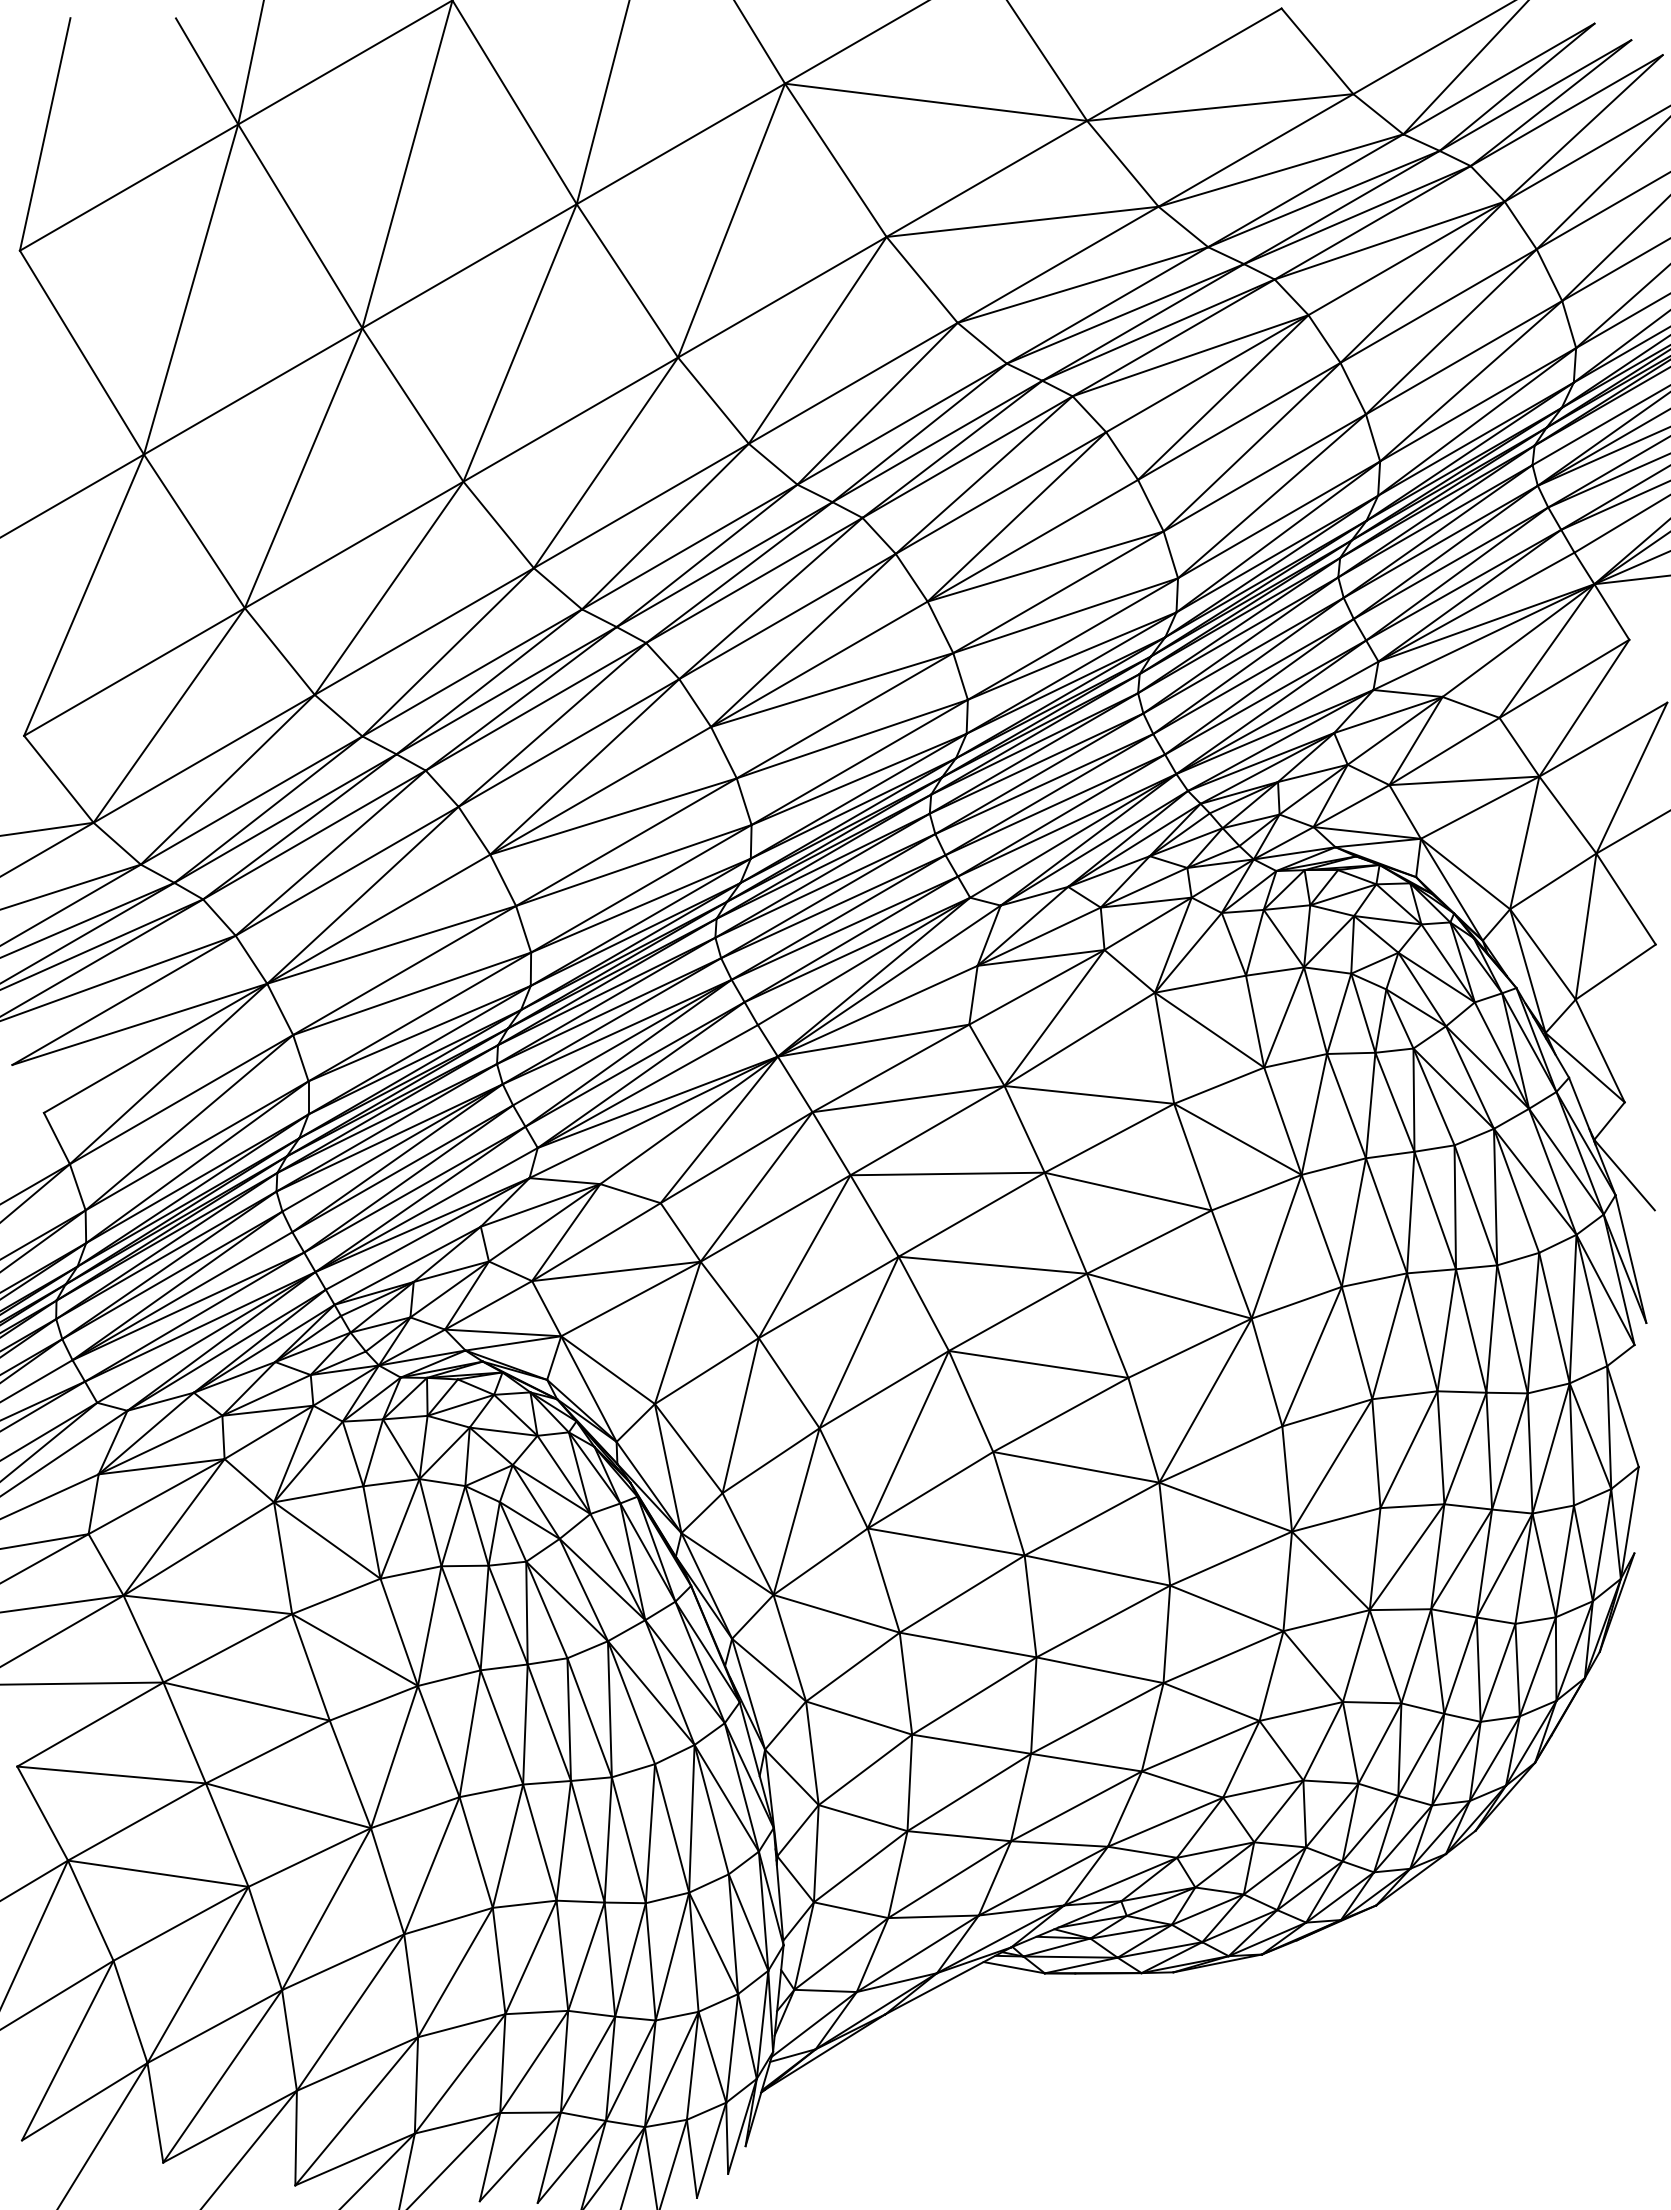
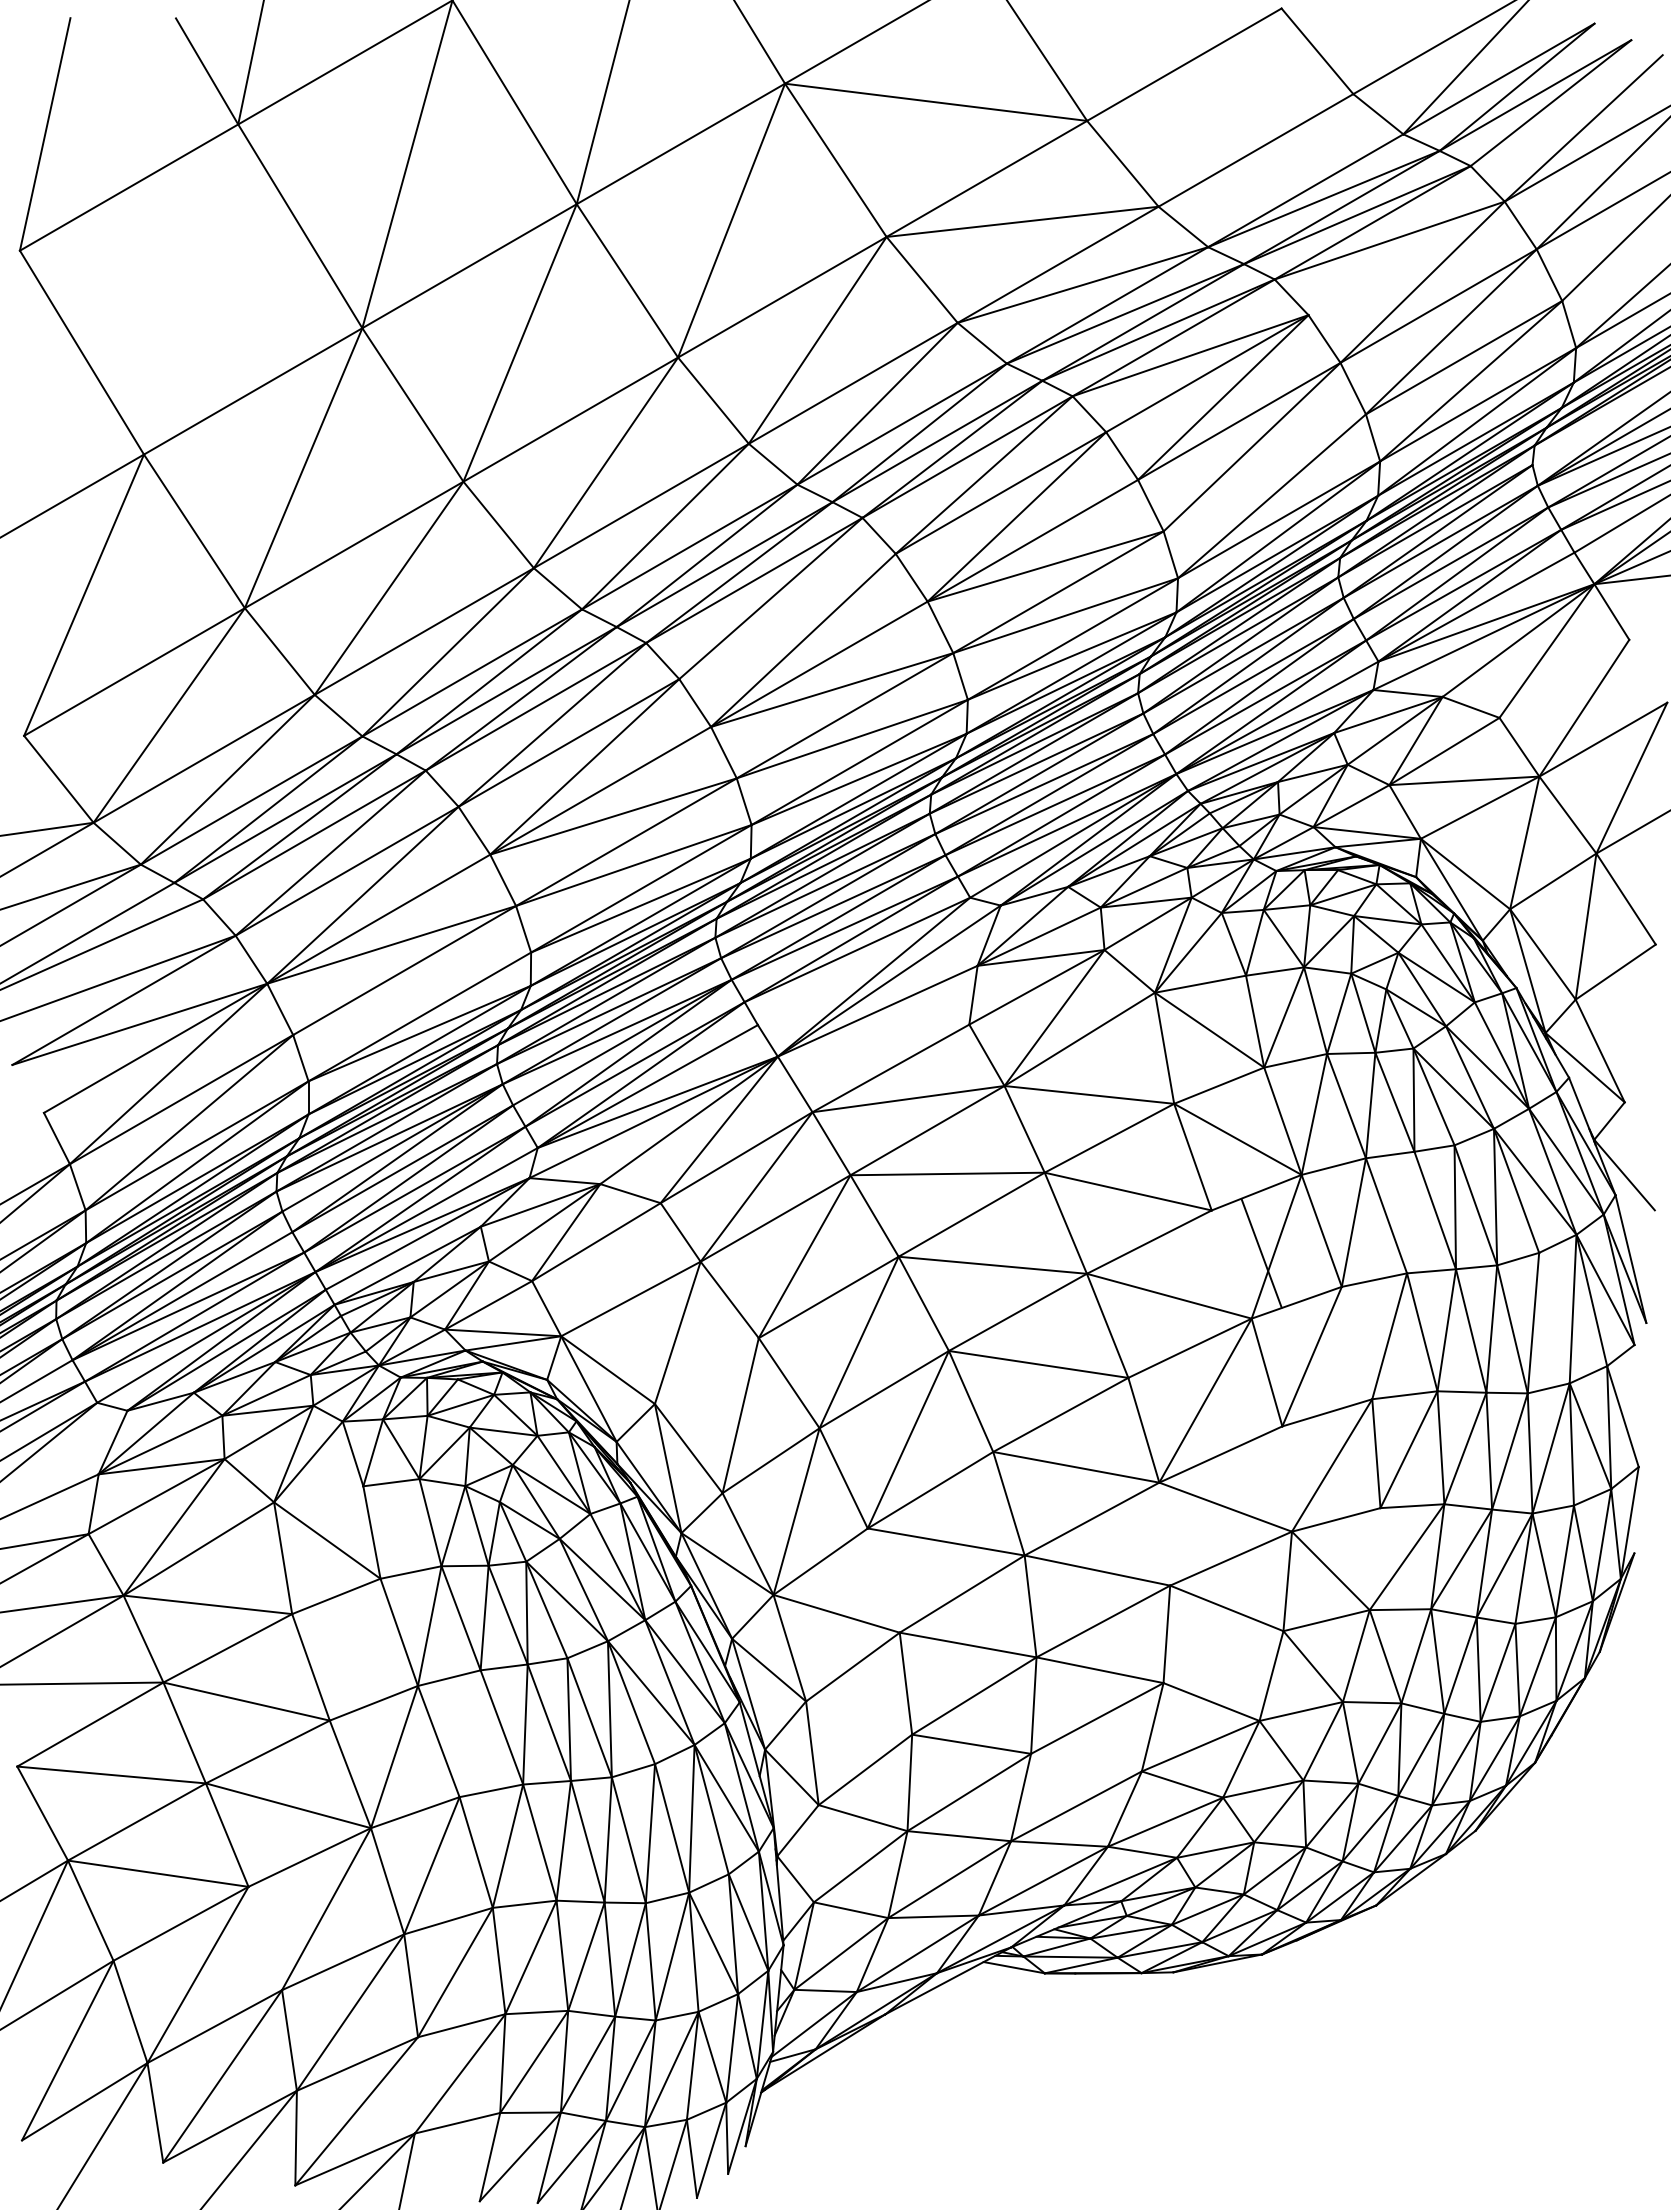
line: present -> none (1220, 107)
line: present -> none (1566, 110)
line: present -> none (1280, 170)
line: present -> none (1406, 258)
line: present -> none (1614, 270)
line: present -> none (190, 289)
line: present -> none (1599, 426)
line: present -> none (1264, 472)
line: present -> none (787, 616)
line: present -> none (1564, 678)
line: present -> none (88, 919)
line: present -> none (102, 957)
line: present -> none (863, 961)
line: present -> none (412, 993)
line: present -> none (873, 1040)
line: present -> none (1410, 1212)
line position: (1231, 1264) -> (1261, 1253) (1261, 1253)
line: present -> none (616, 1271)
line: present -> none (1554, 1317)
line: present -> none (1356, 1342)
line: present -> none (706, 1371)
line: present -> none (64, 1452)
line: present -> none (1287, 1478)
line: present -> none (318, 1494)
line: present -> none (399, 1528)
line: present -> none (1164, 1533)
line: present -> none (1374, 1559)
line: present -> none (883, 1580)
line: present -> none (354, 1649)
line: present -> none (1223, 1657)
line: present -> none (859, 1717)
line: present -> none (469, 1733)
line: present -> none (1086, 1762)
line: present -> none (815, 1853)
line: present -> none (265, 1938)
line: present -> none (416, 2085)
line: present -> none (454, 2159)
